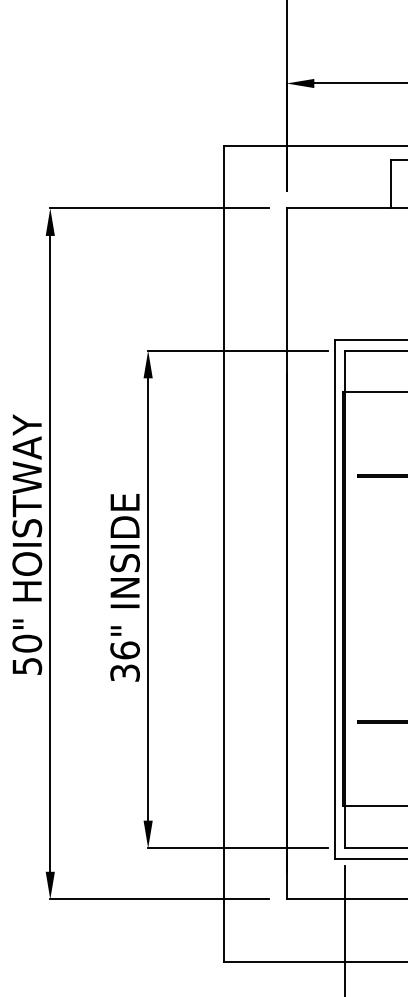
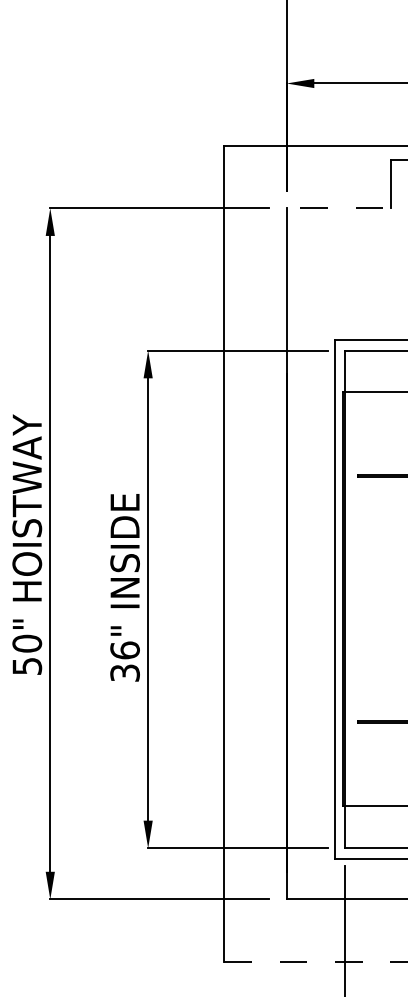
line: solid -> dashed (346, 208)
line: solid -> dashed (316, 961)
